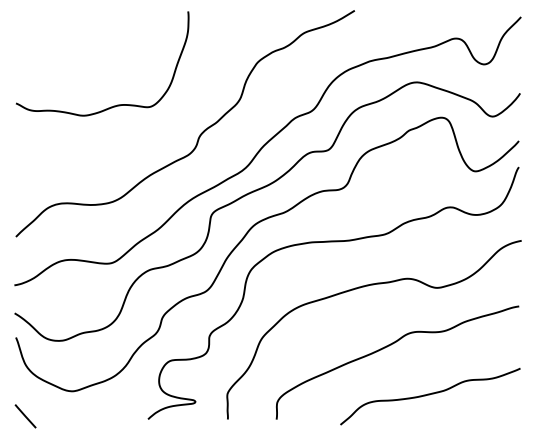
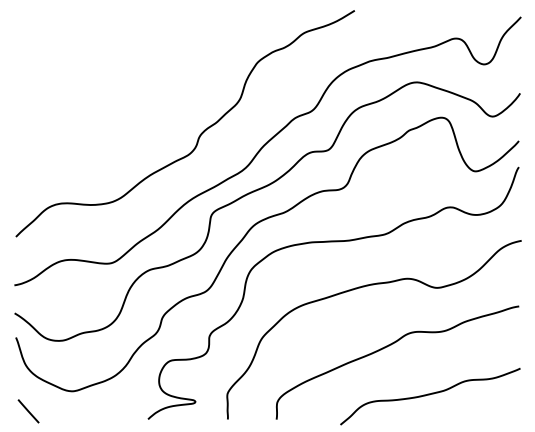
curve: present -> none (113, 105)
line position: (25, 416) -> (28, 411) (28, 411)
